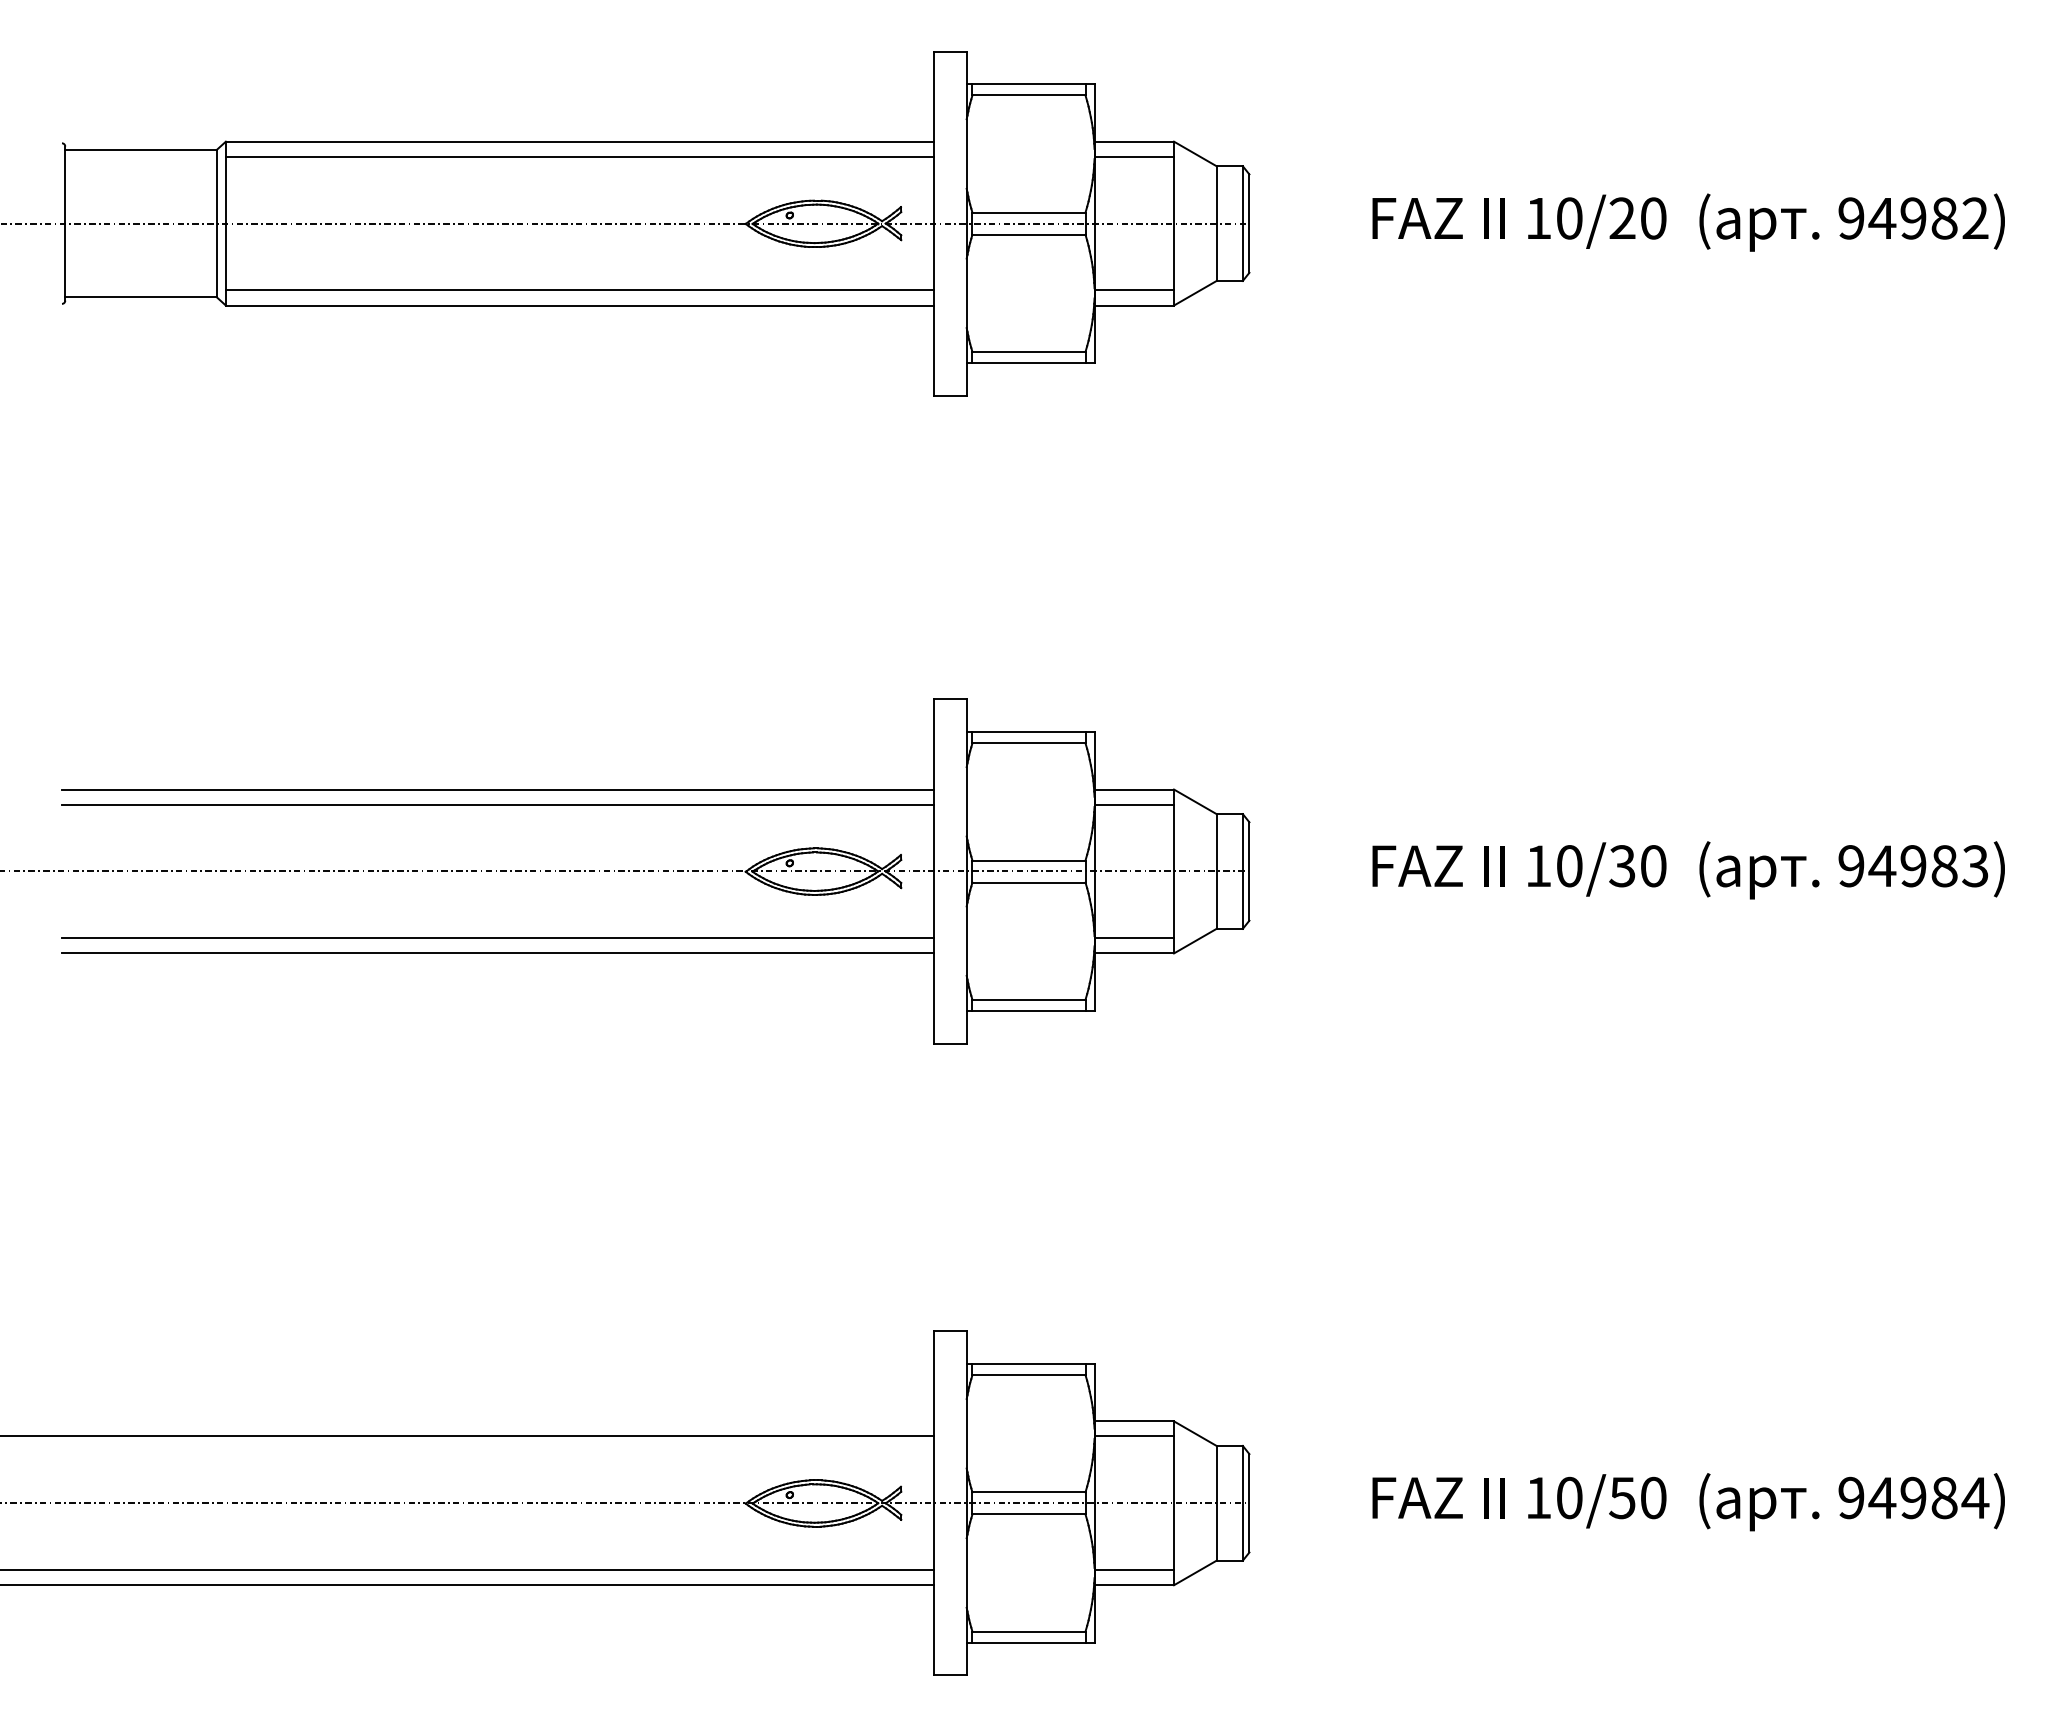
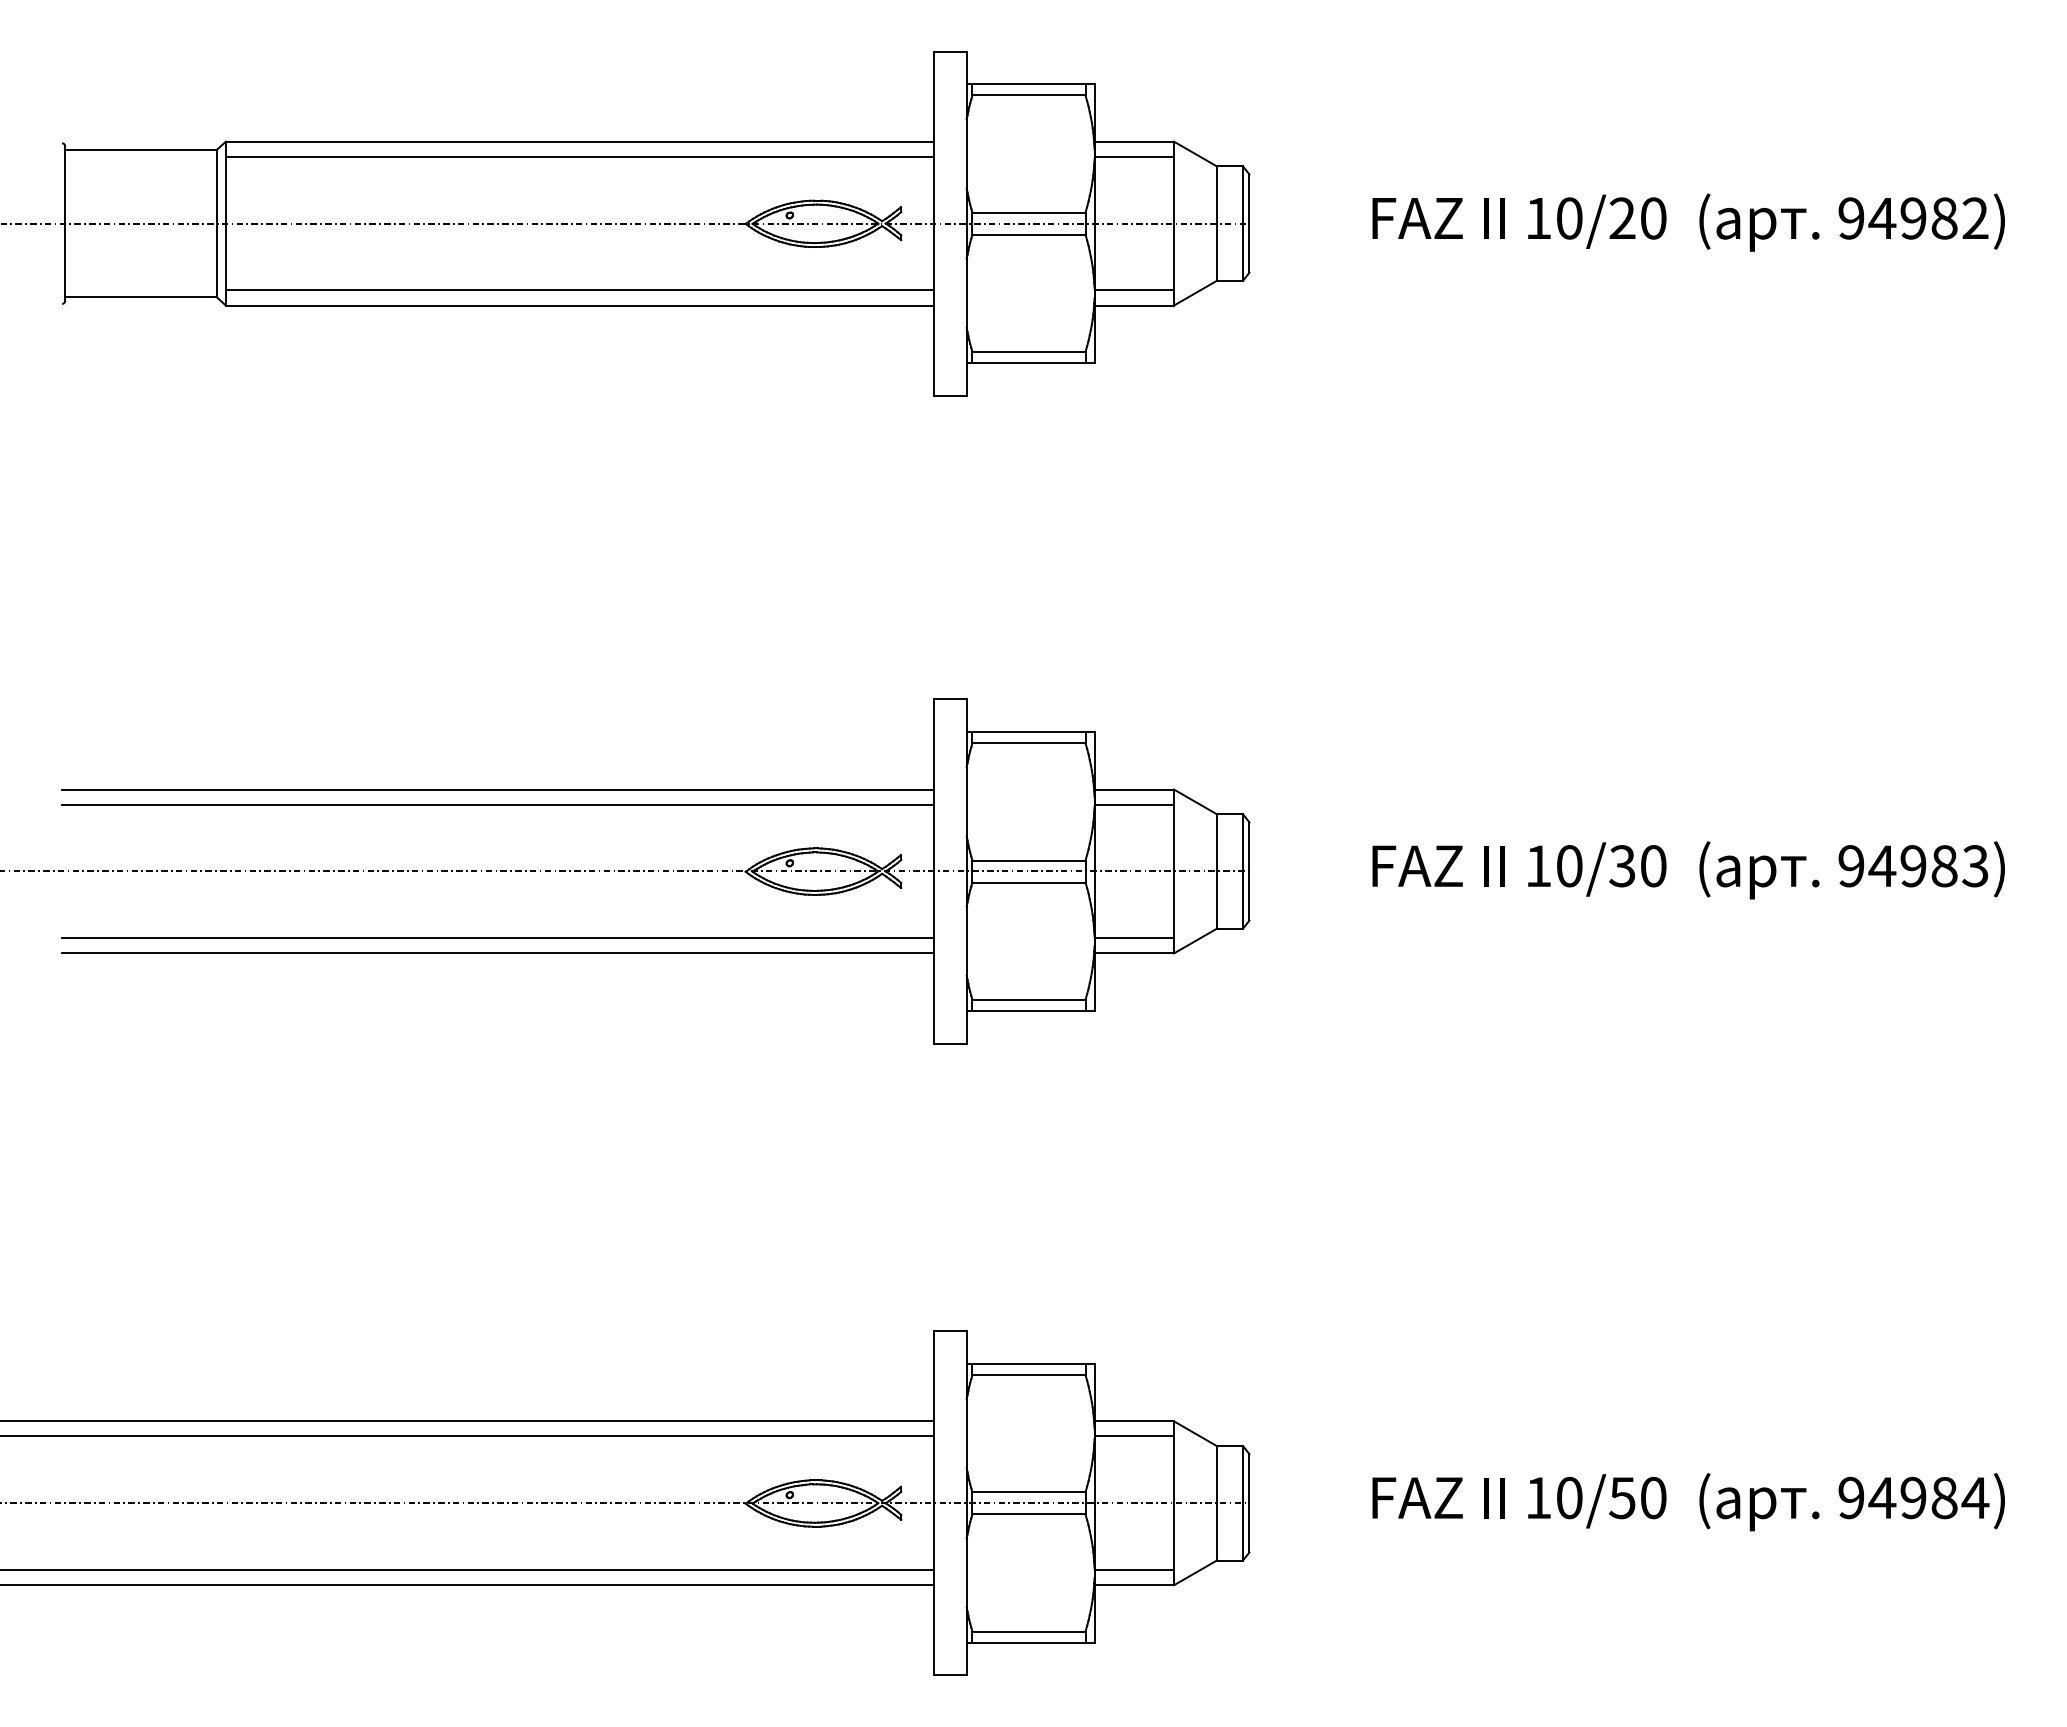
line: none -> present (467, 1421)
